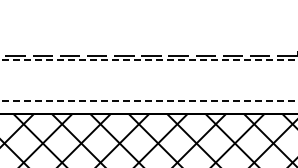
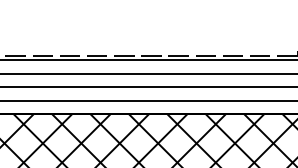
line: dashed -> solid (149, 60)
line: none -> present (148, 73)
line: none -> present (148, 87)
line: dashed -> solid (149, 100)
